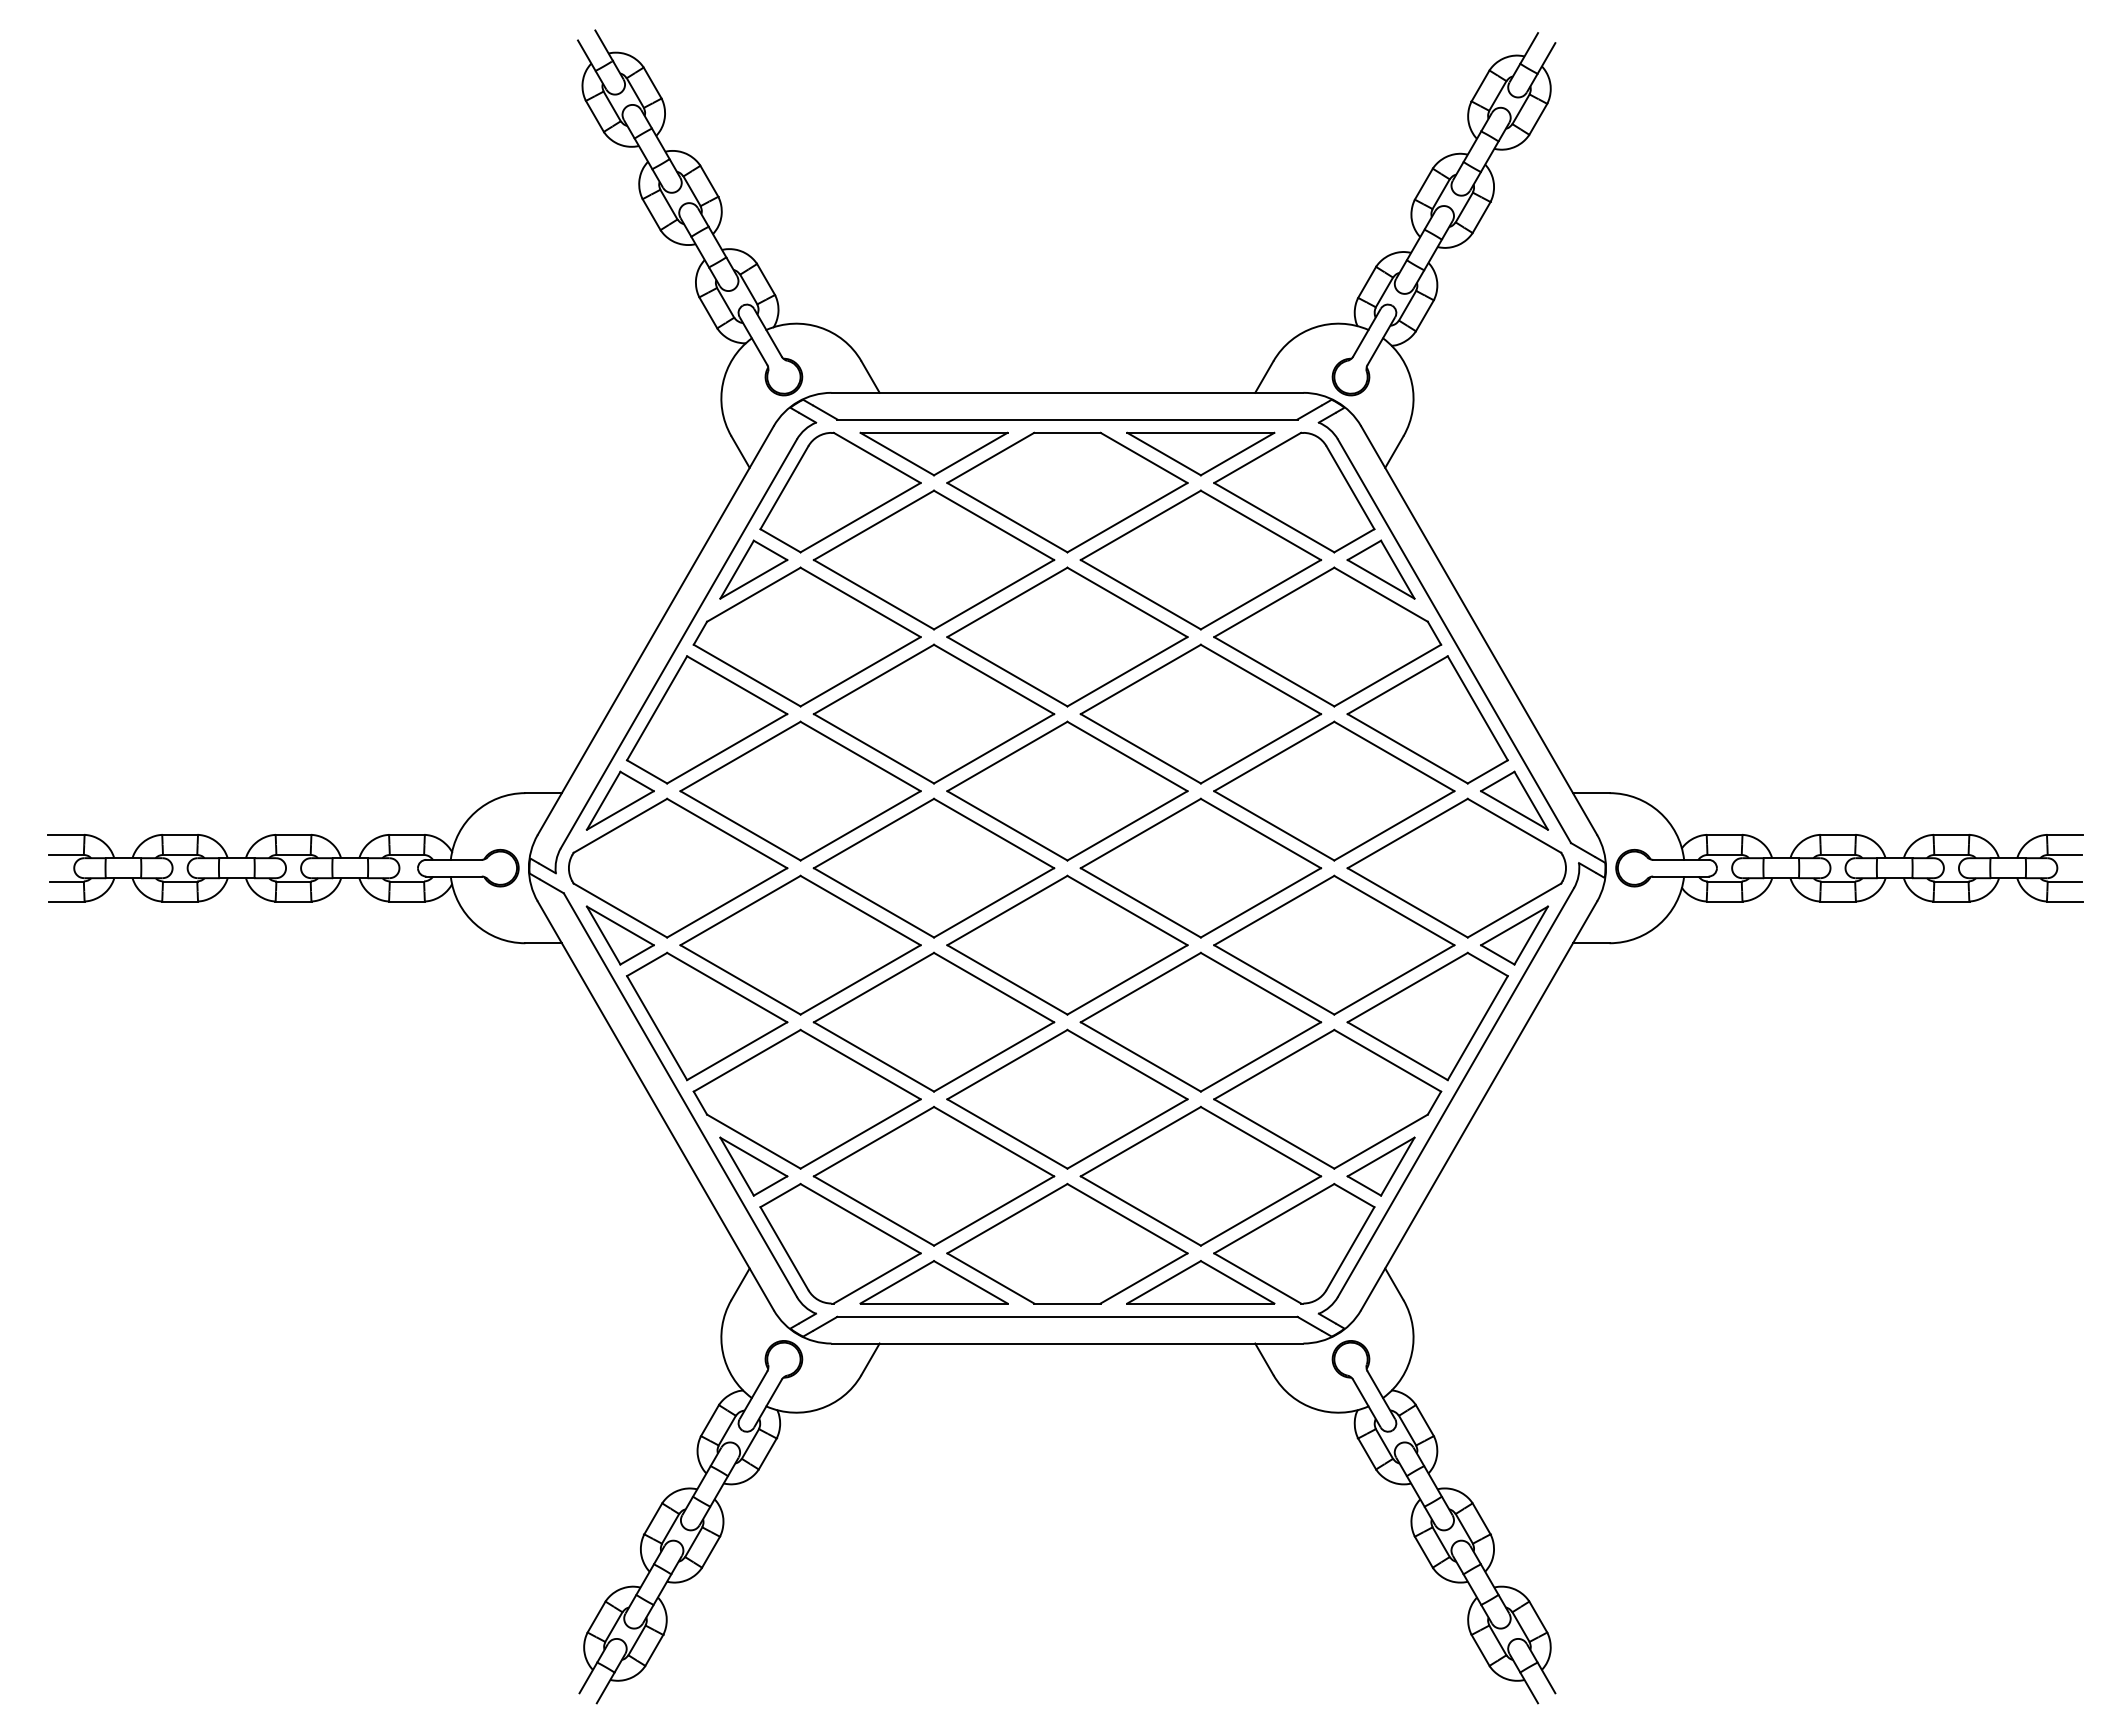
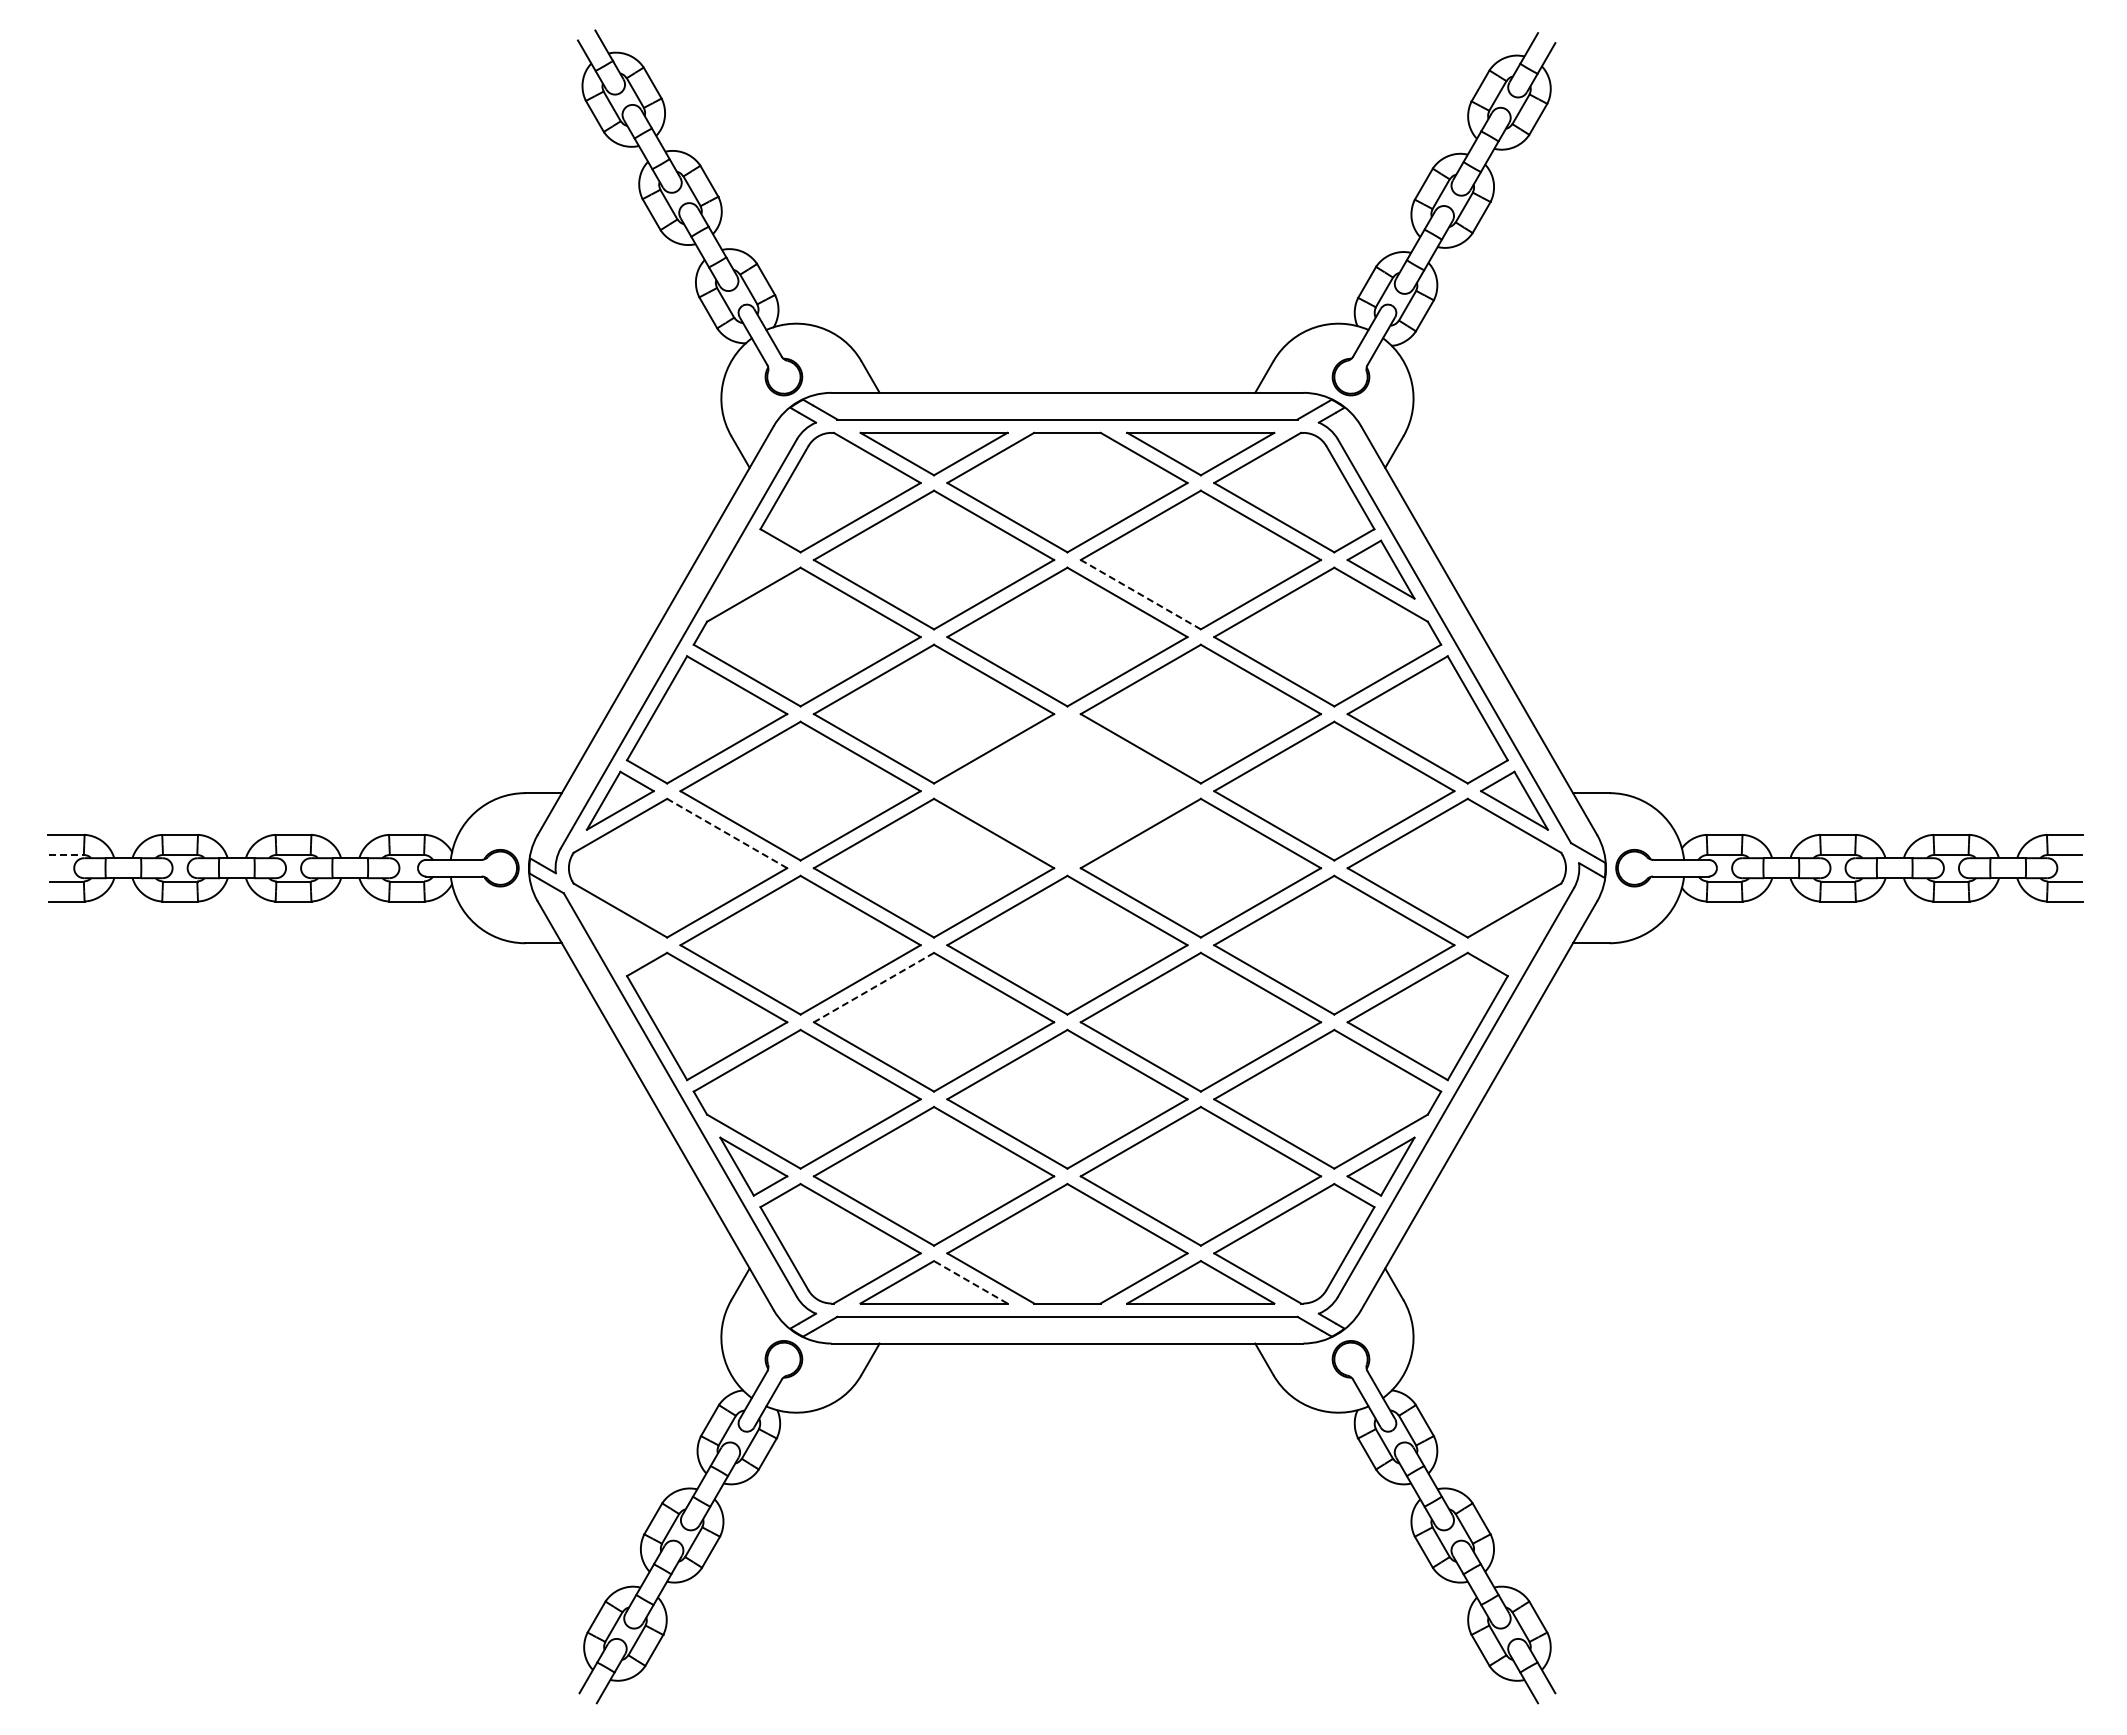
part: present -> none (753, 569)
line: solid -> dashed (1140, 594)
part: present -> none (1067, 790)
line: solid -> dashed (726, 833)
line: solid -> dashed (67, 854)
part: present -> none (619, 935)
part: present -> none (1514, 935)
line: solid -> dashed (873, 987)
line: solid -> dashed (970, 1282)
